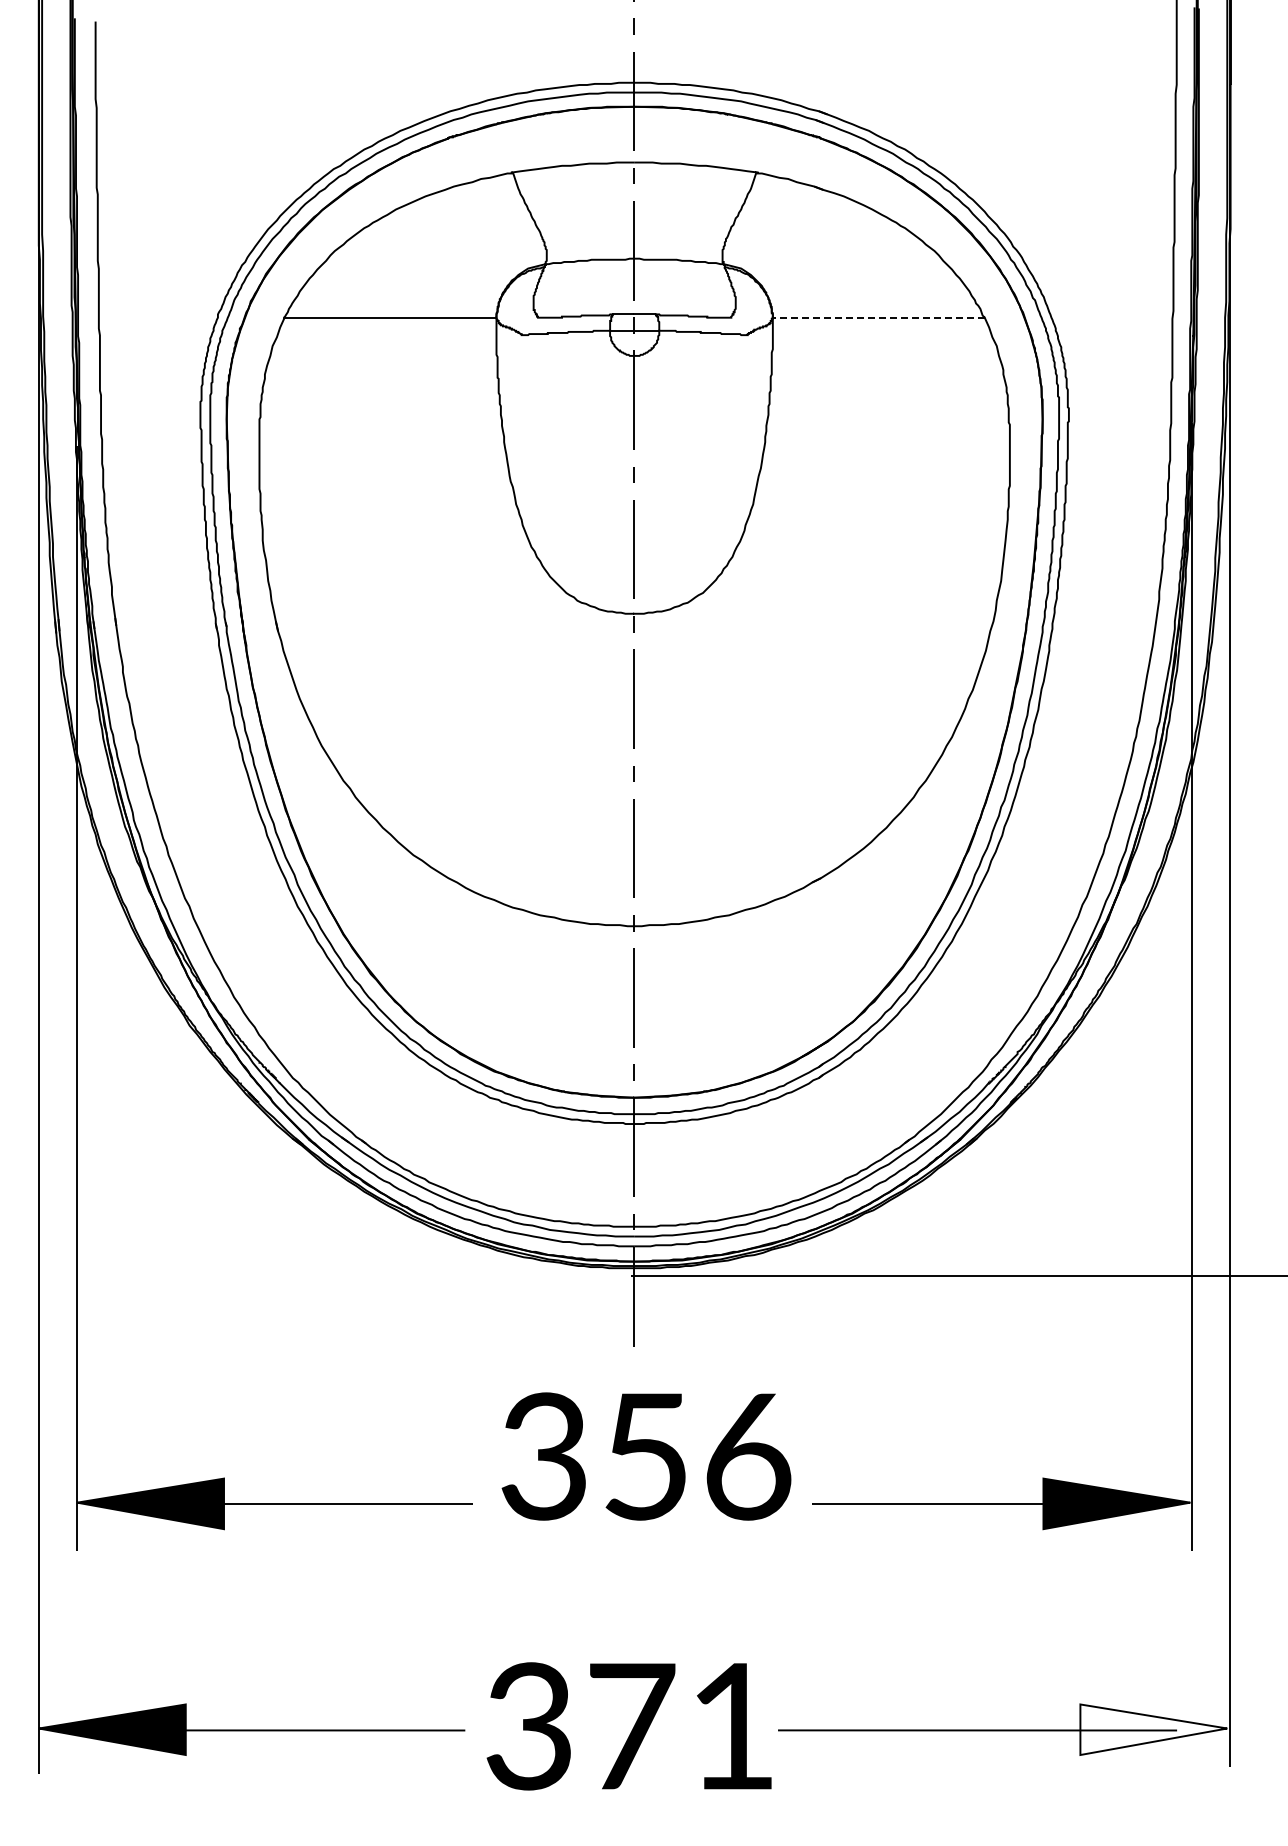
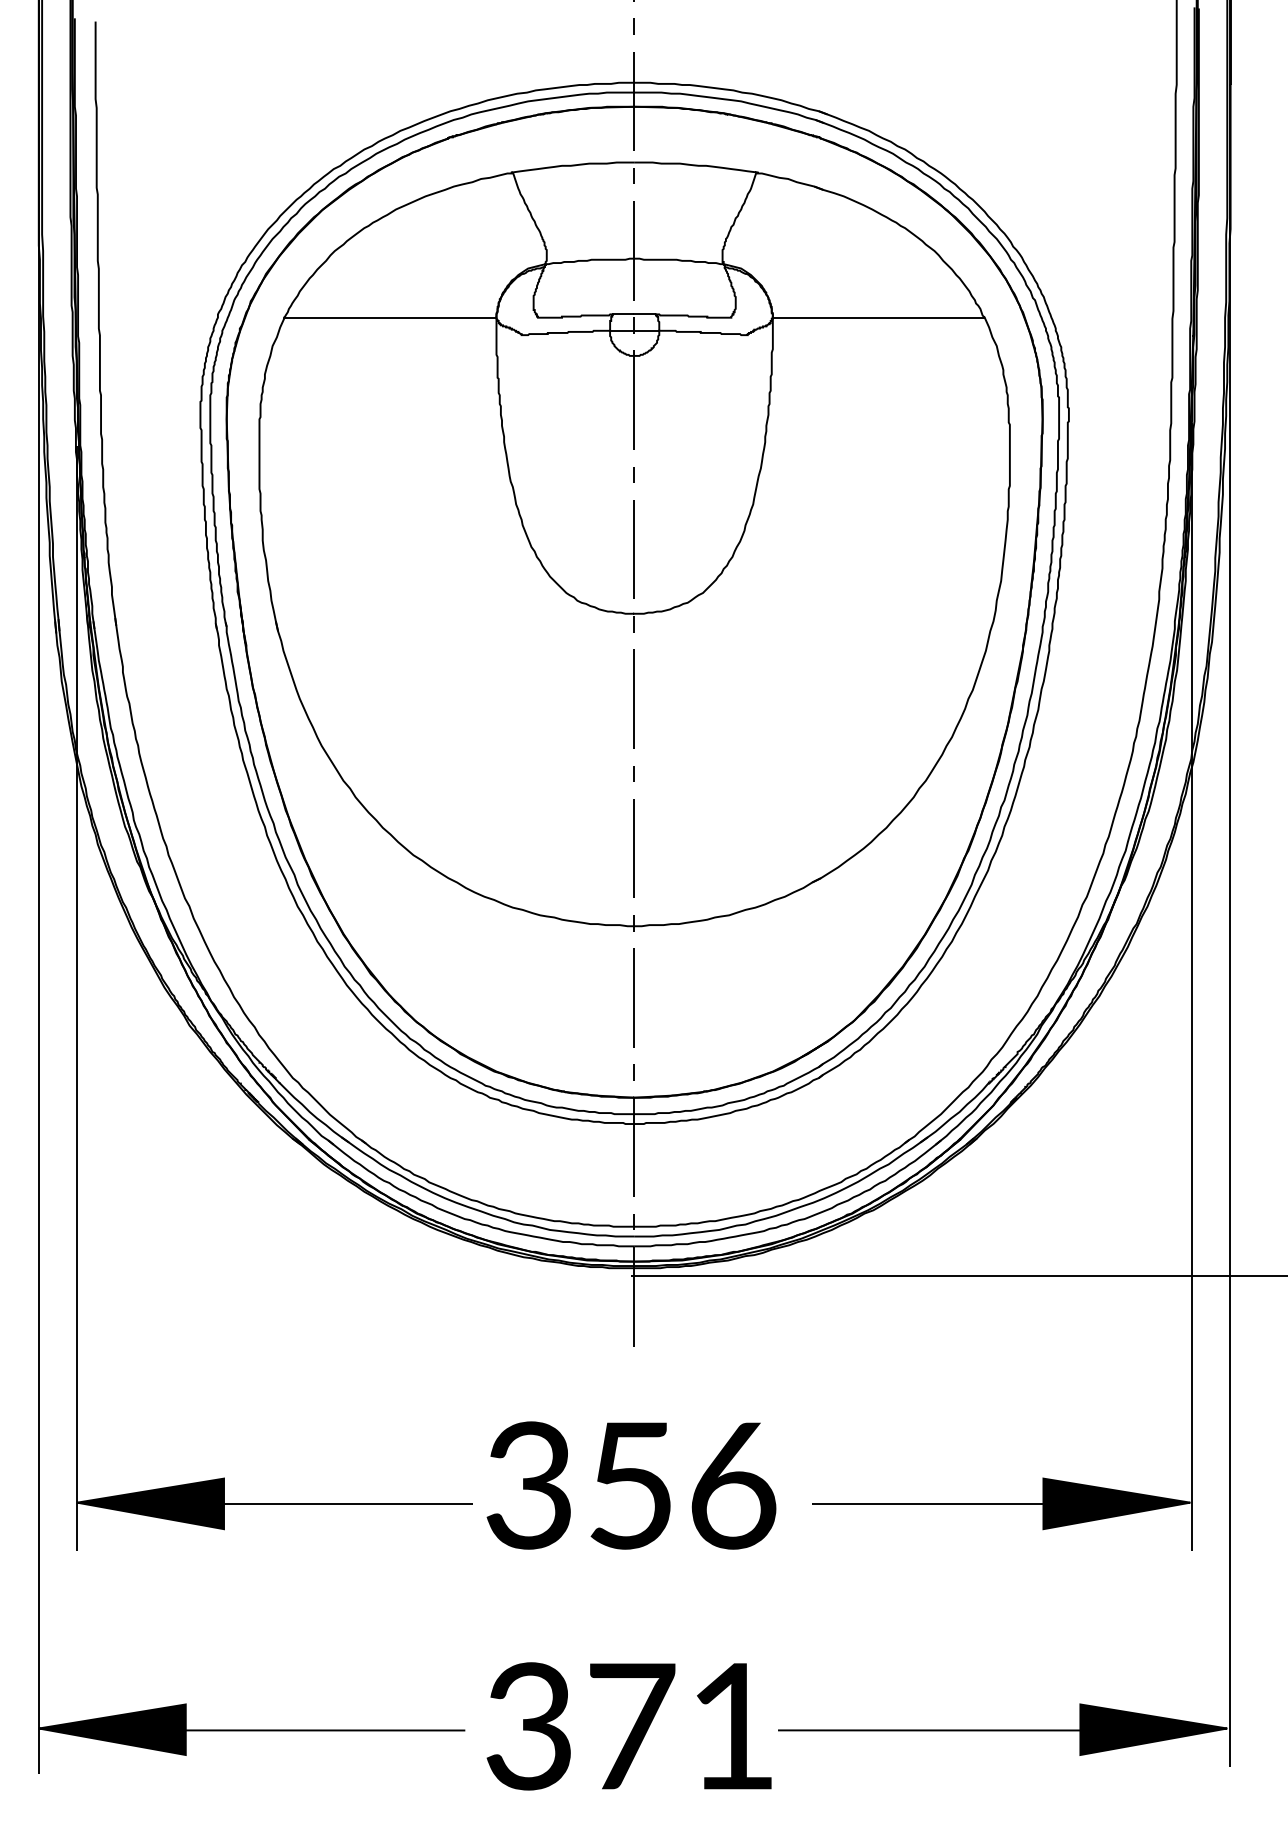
line: dashed -> solid (876, 317)
text position: (646, 1456) -> (631, 1485) (631, 1485)
fill: none -> present (1153, 1729)
